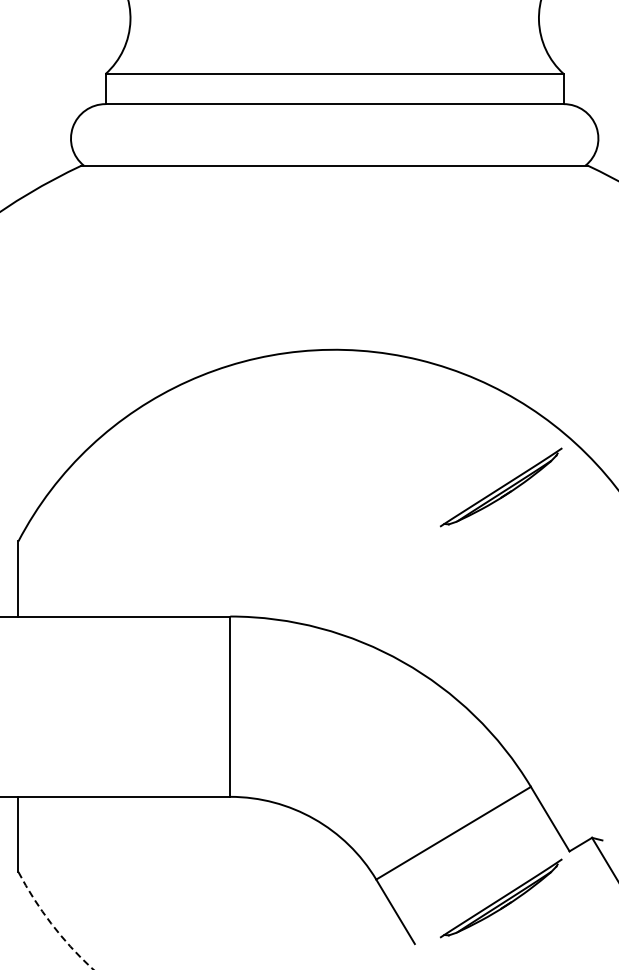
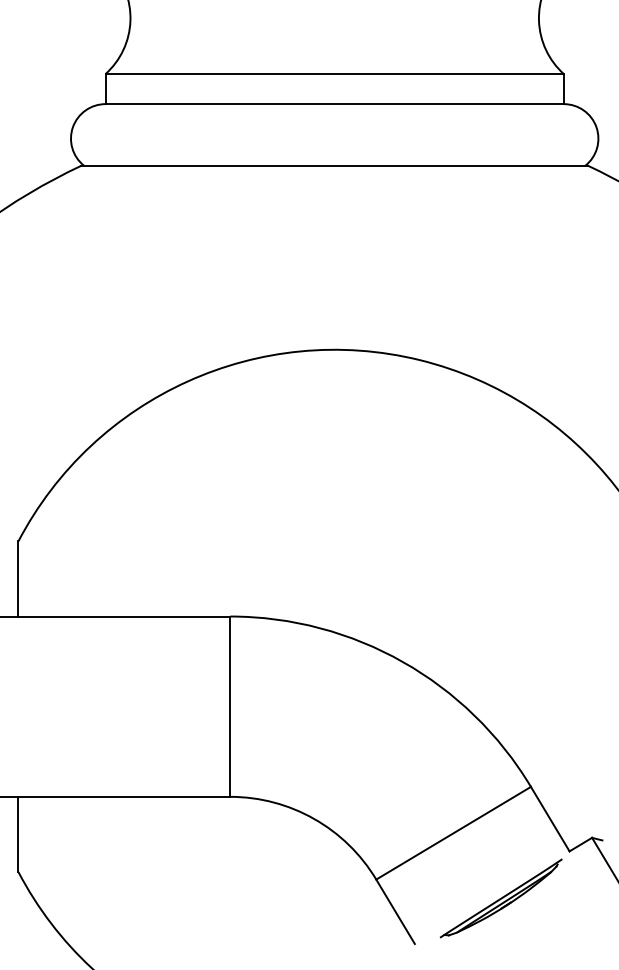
part: present -> none (500, 487)
arc: dashed -> solid (51, 924)
